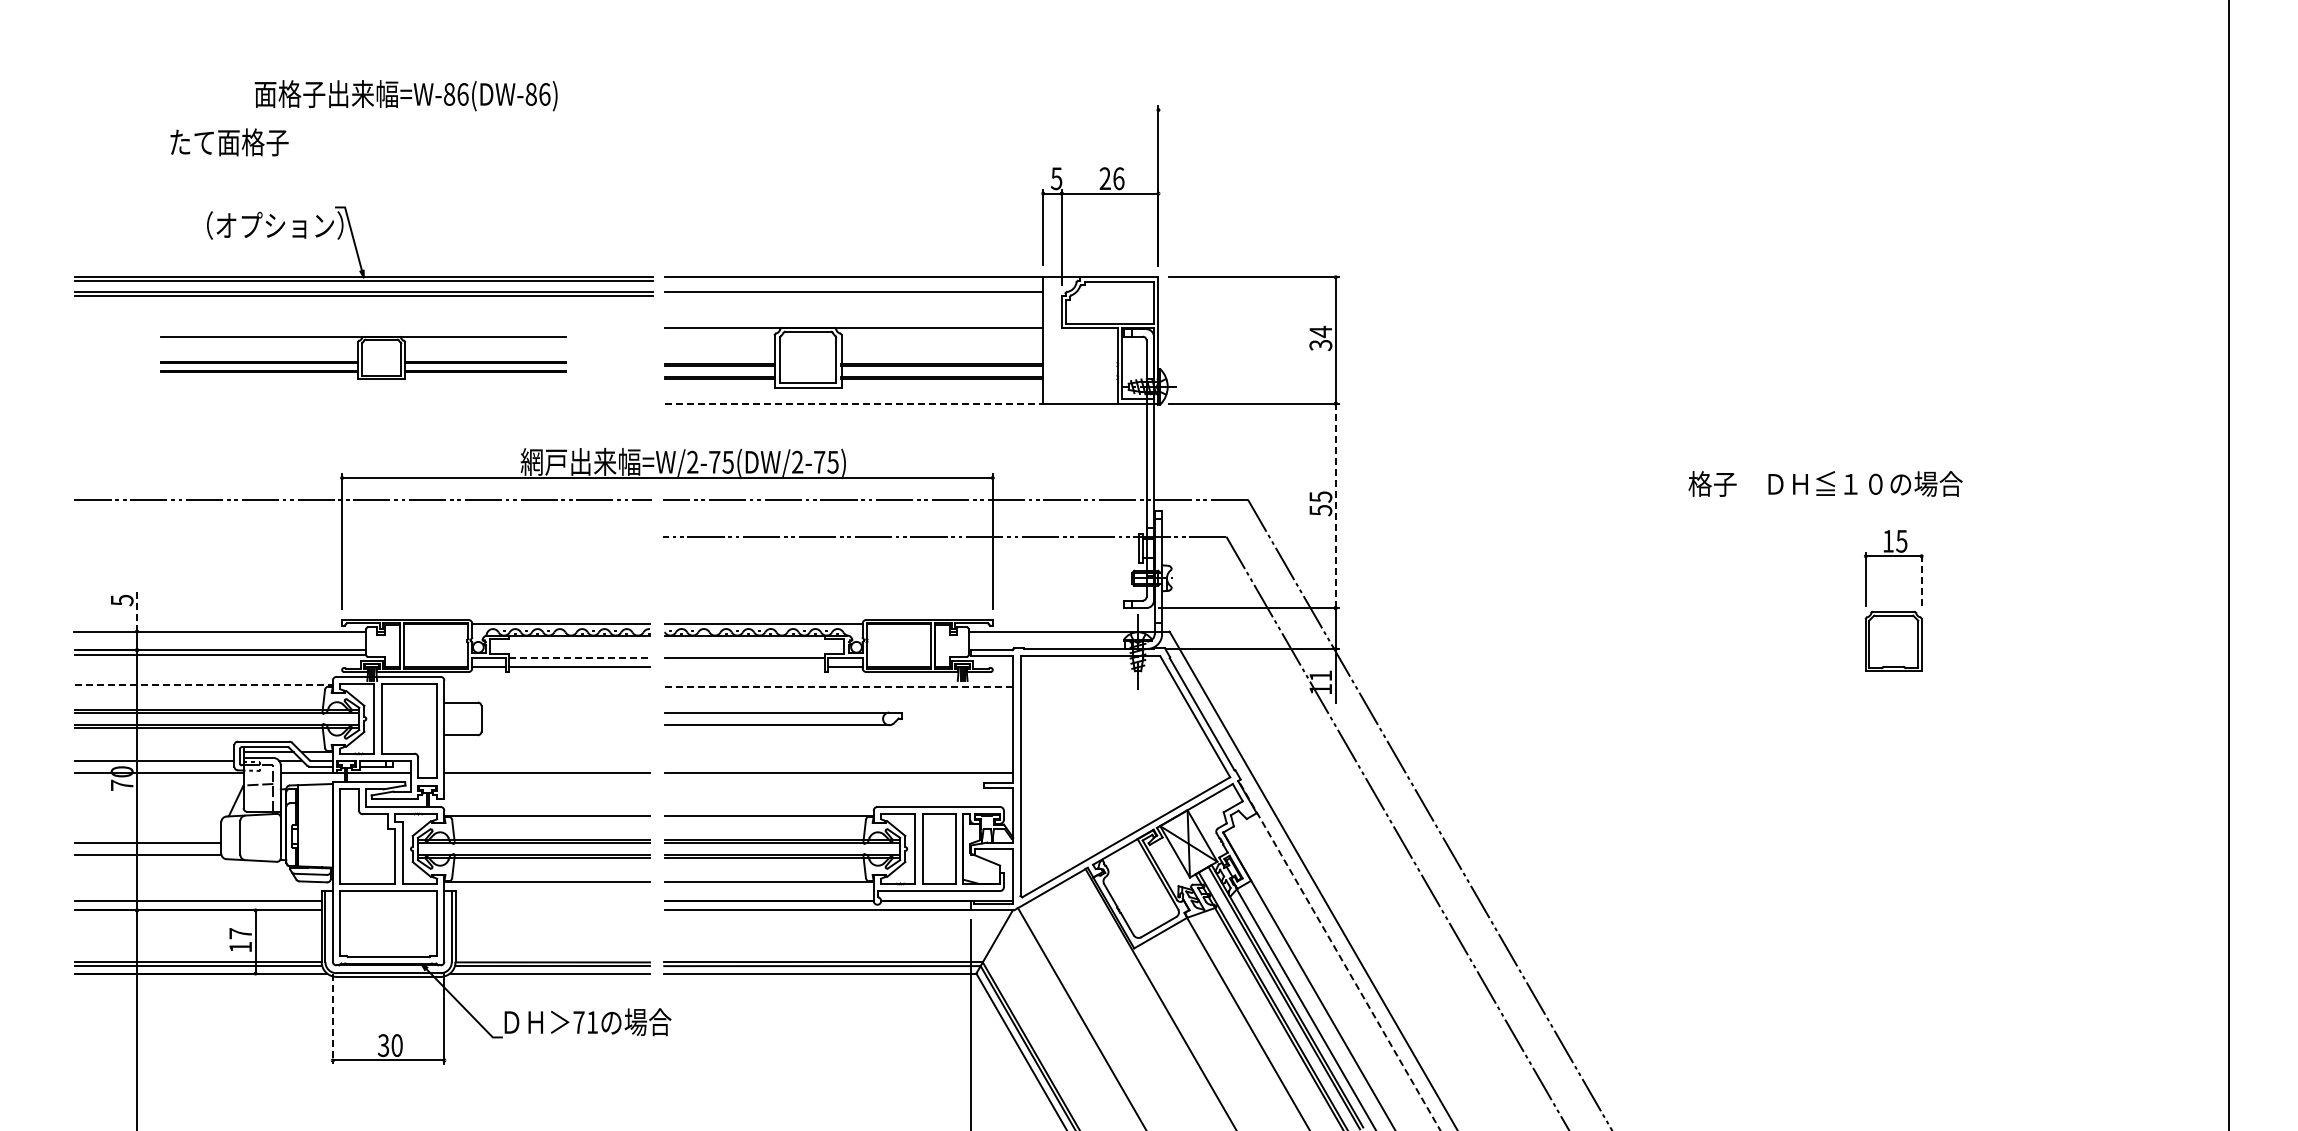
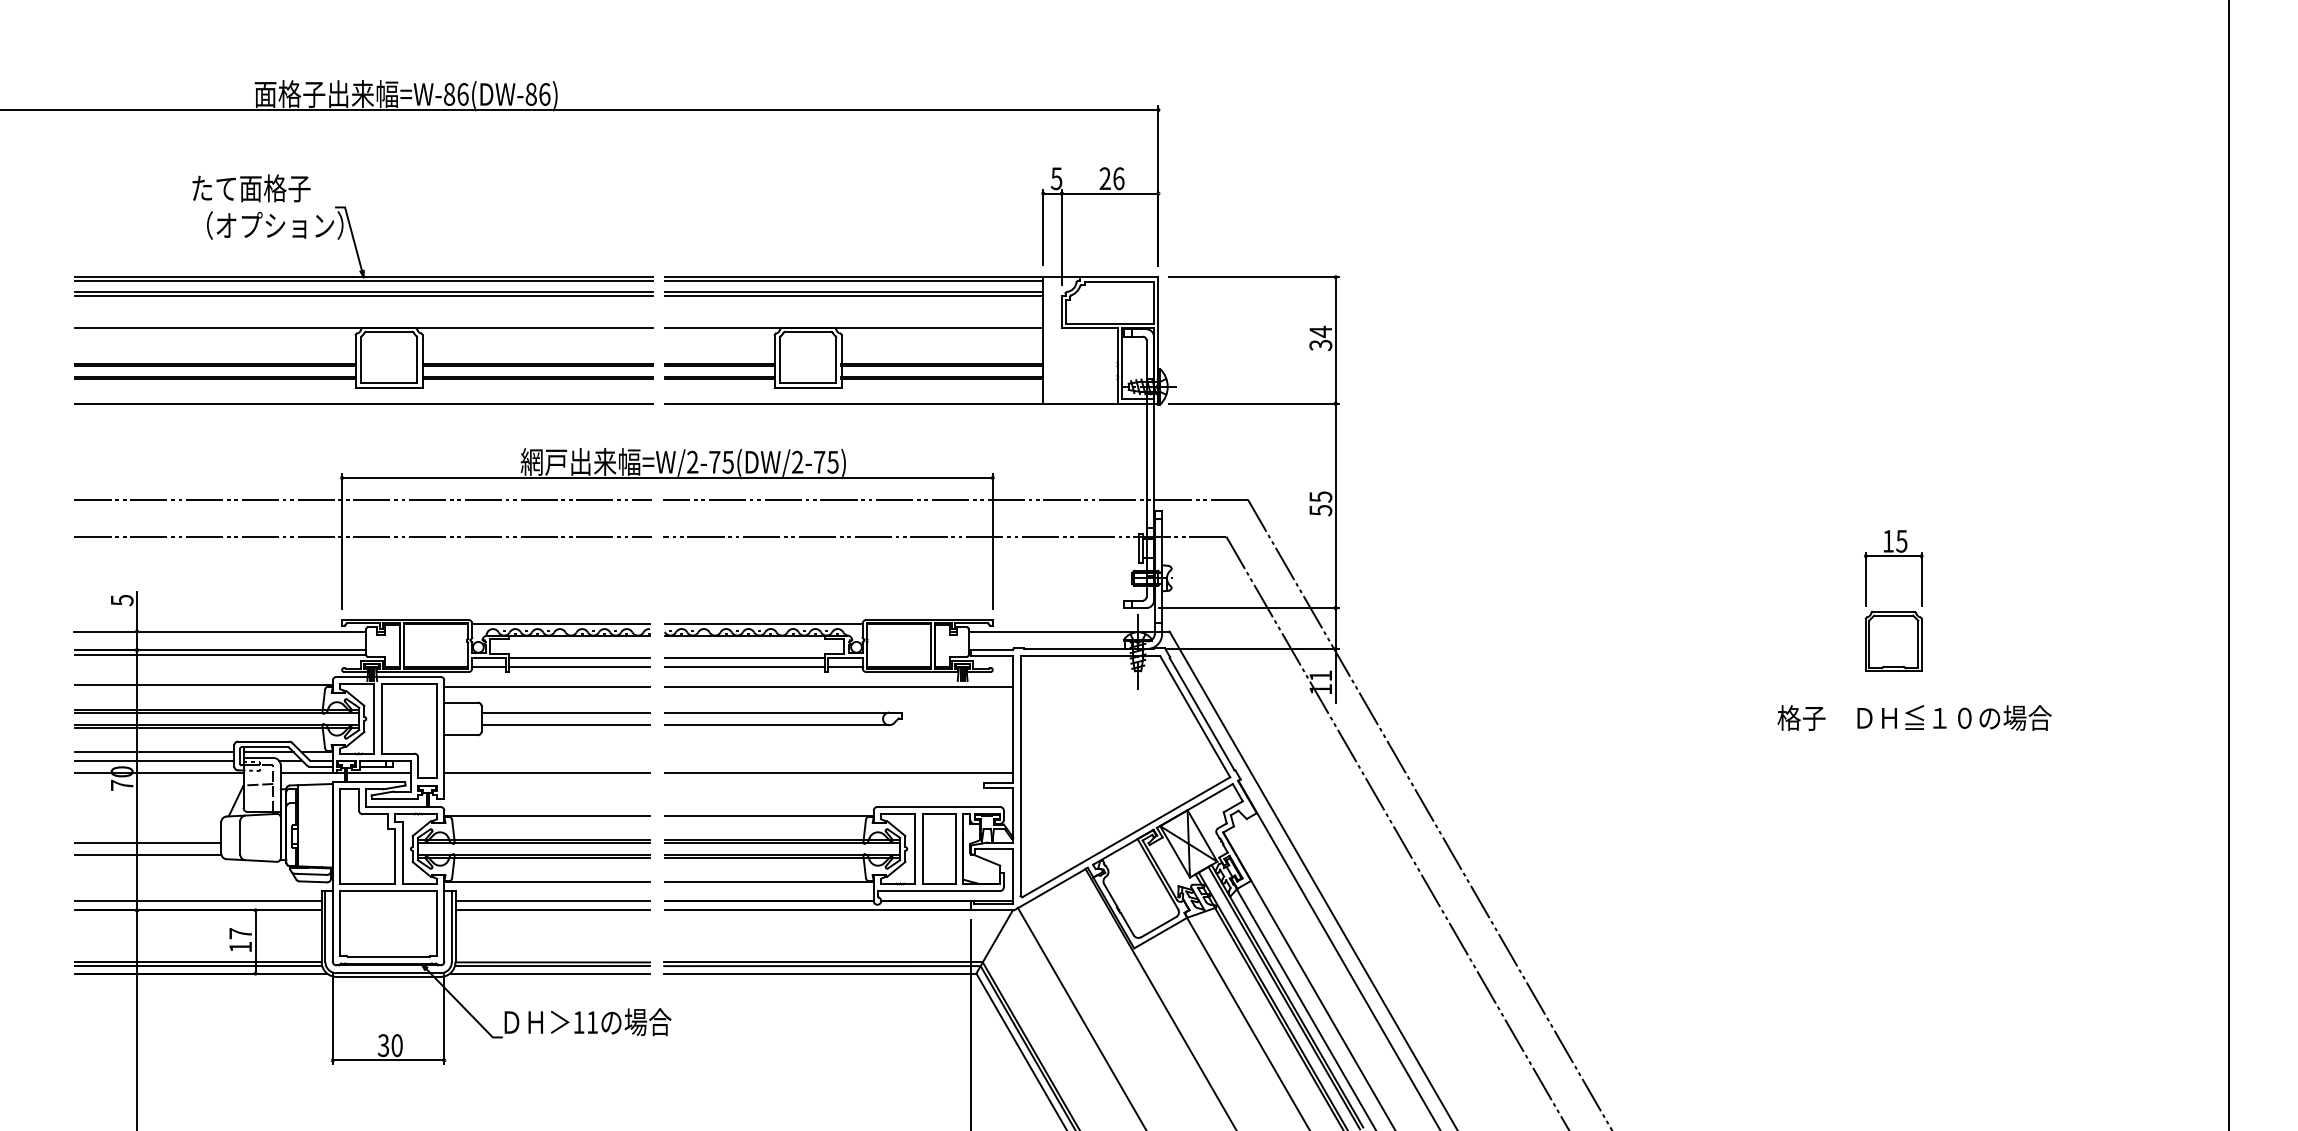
line: none -> present (580, 110)
text position: (229, 142) -> (251, 188) (251, 188)
line: none -> present (854, 280)
line: none -> present (854, 295)
part size: 407x44 px -> 580x62 px (363, 357)
line: none -> present (363, 403)
line: dashed -> solid (854, 403)
text position: (1825, 483) -> (1914, 717) (1914, 717)
line: dashed -> solid (1335, 505)
line: none -> present (363, 536)
line: dashed -> solid (1921, 579)
line: dashed -> solid (137, 611)
line: dashed -> solid (580, 657)
line: none -> present (744, 667)
line: dashed -> solid (204, 685)
line: none -> present (547, 687)
line: dashed -> solid (838, 687)
line: none -> present (565, 712)
line: none -> present (565, 725)
line: none -> present (154, 752)
line: none -> present (552, 901)
line: none -> present (552, 910)
line: dashed -> solid (1339, 955)
line: dashed -> solid (332, 1019)
text: 71 -> 11 (578, 1022)
